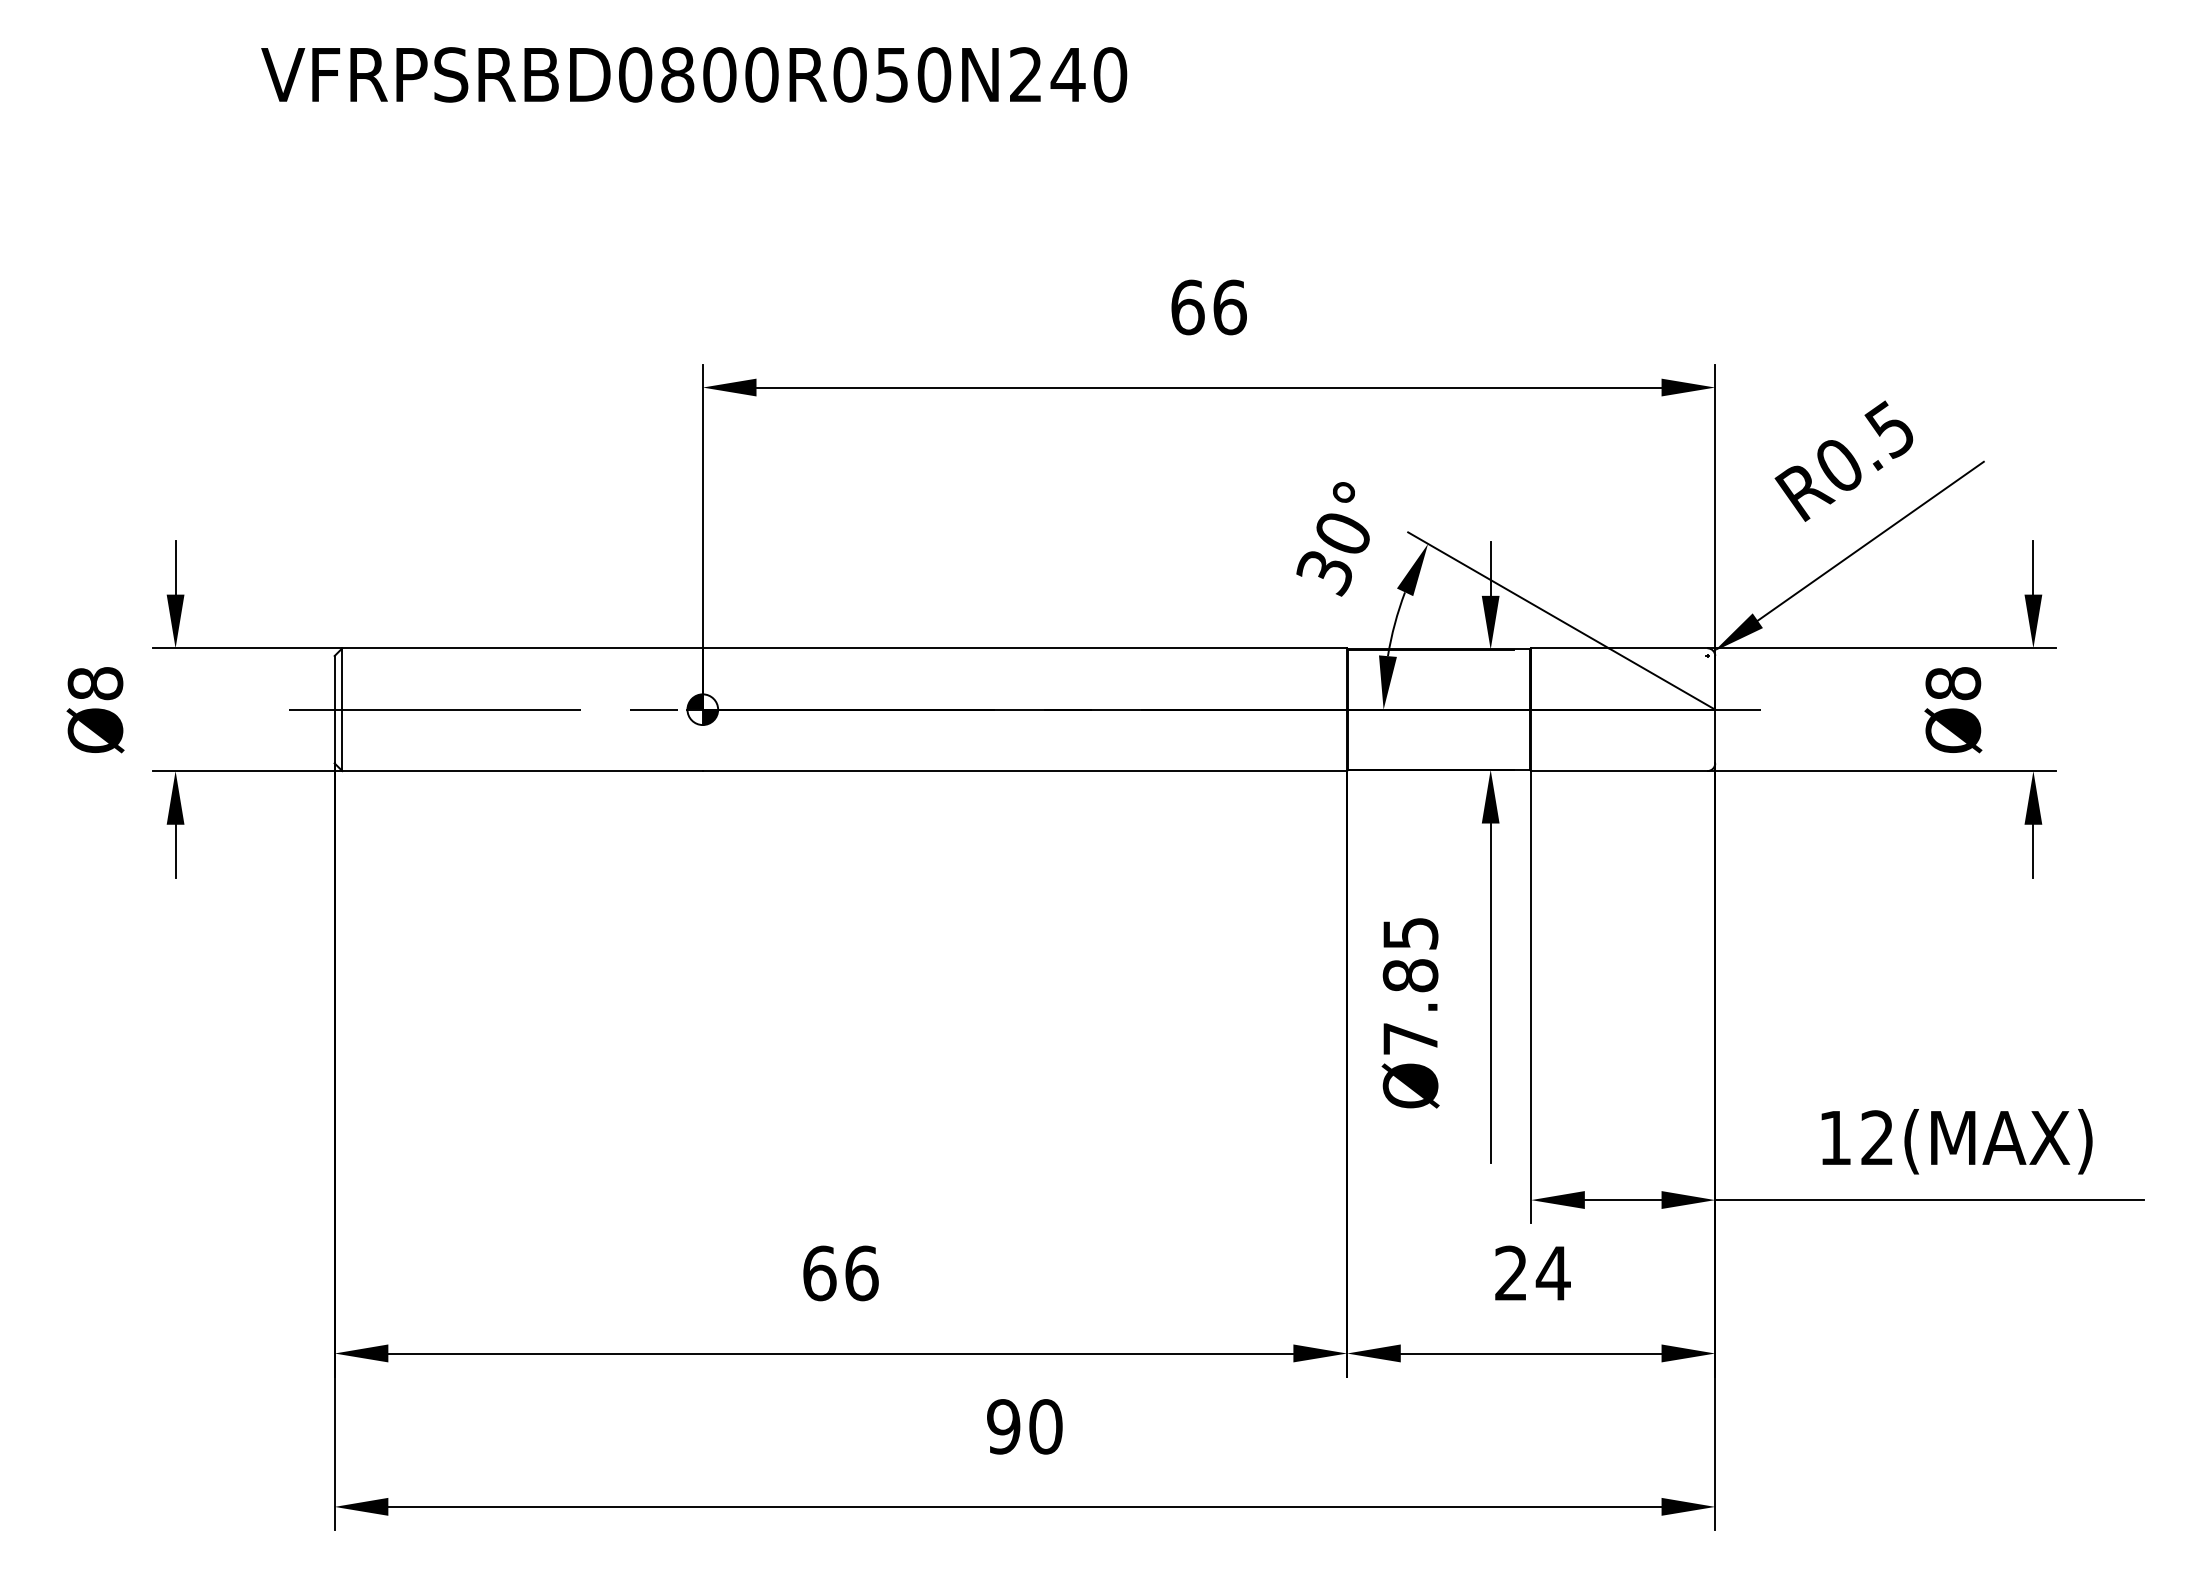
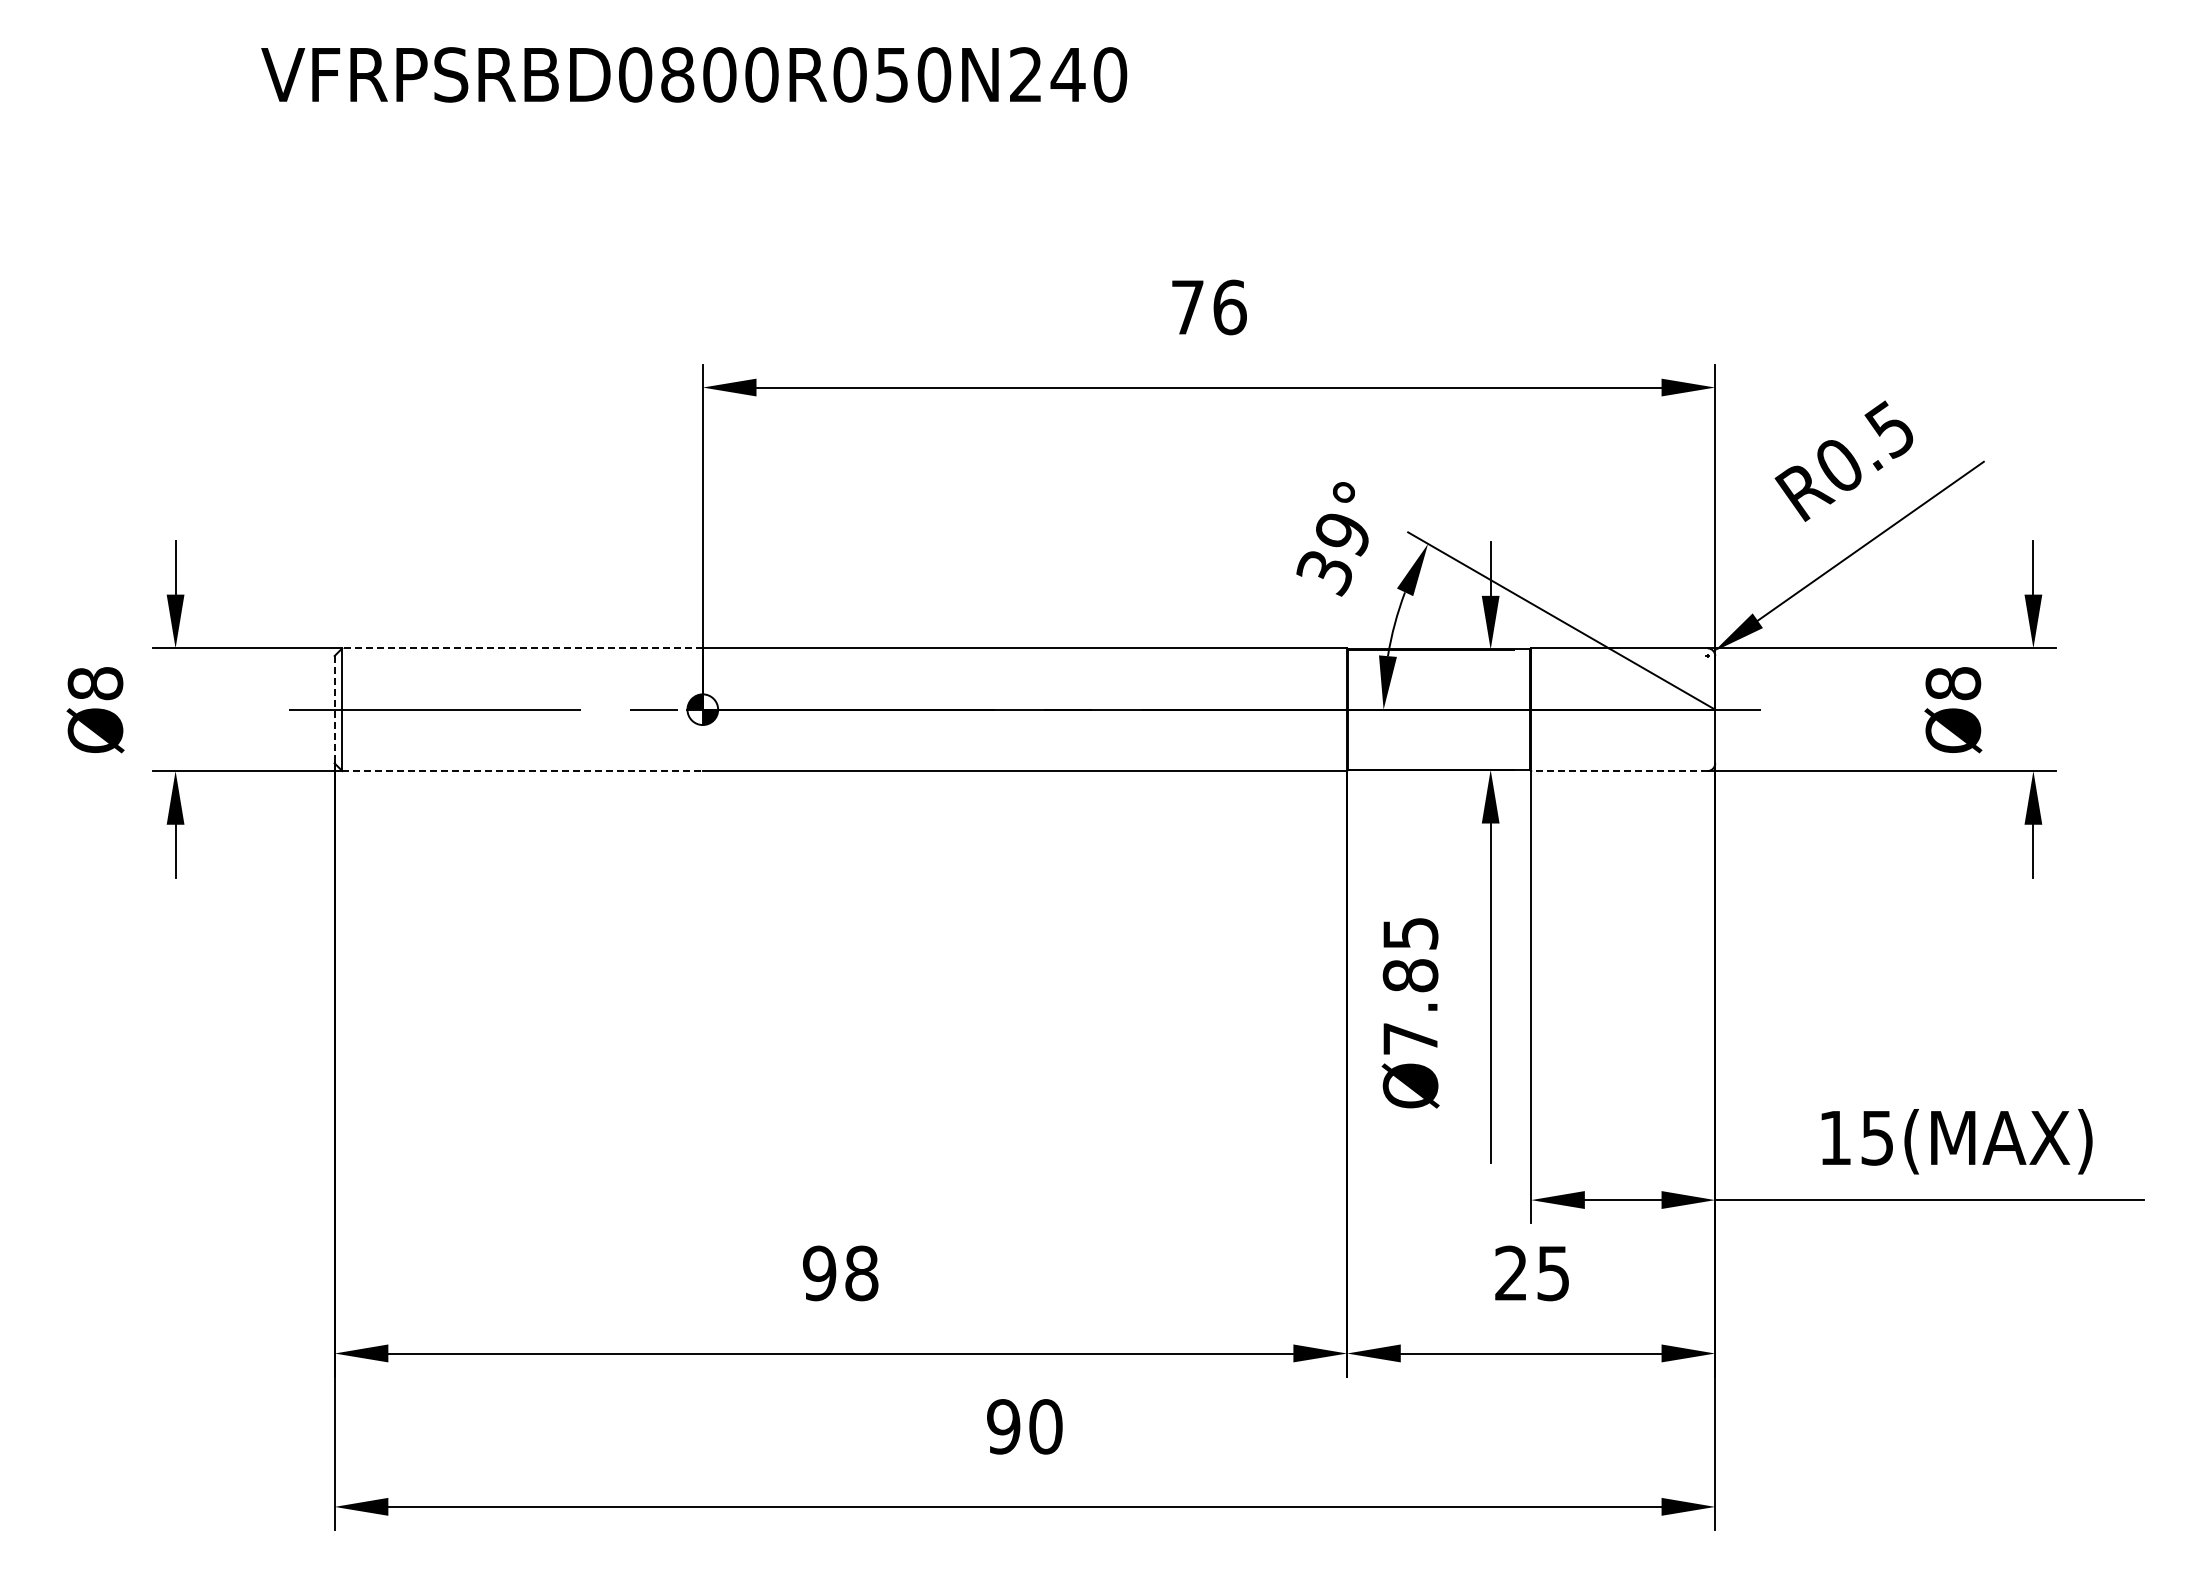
text: 66 -> 76 (1187, 307)
text: 30° -> 39° (1342, 534)
line: solid -> dashed (522, 648)
line: solid -> dashed (334, 709)
line: solid -> dashed (523, 771)
line: solid -> dashed (1618, 771)
text: 12(MAX) -> 15(MAX) (1876, 1137)
text: 66 -> 98 (840, 1273)
text: 24 -> 25 (1552, 1273)
